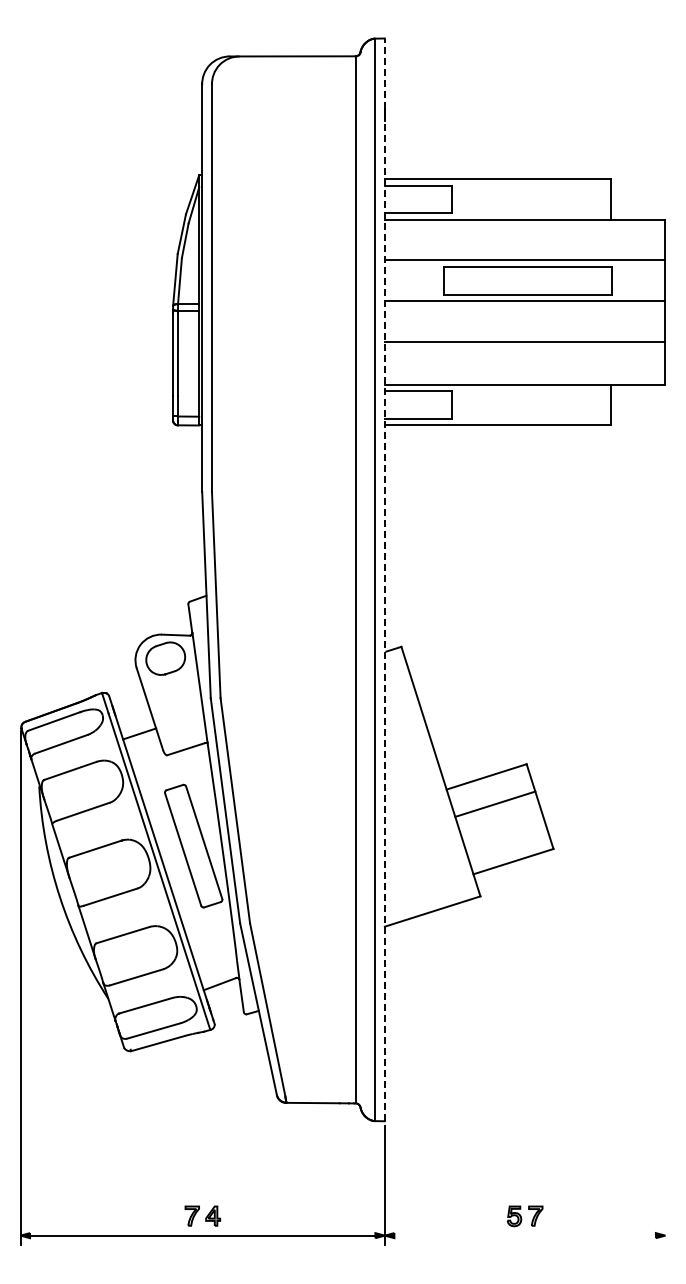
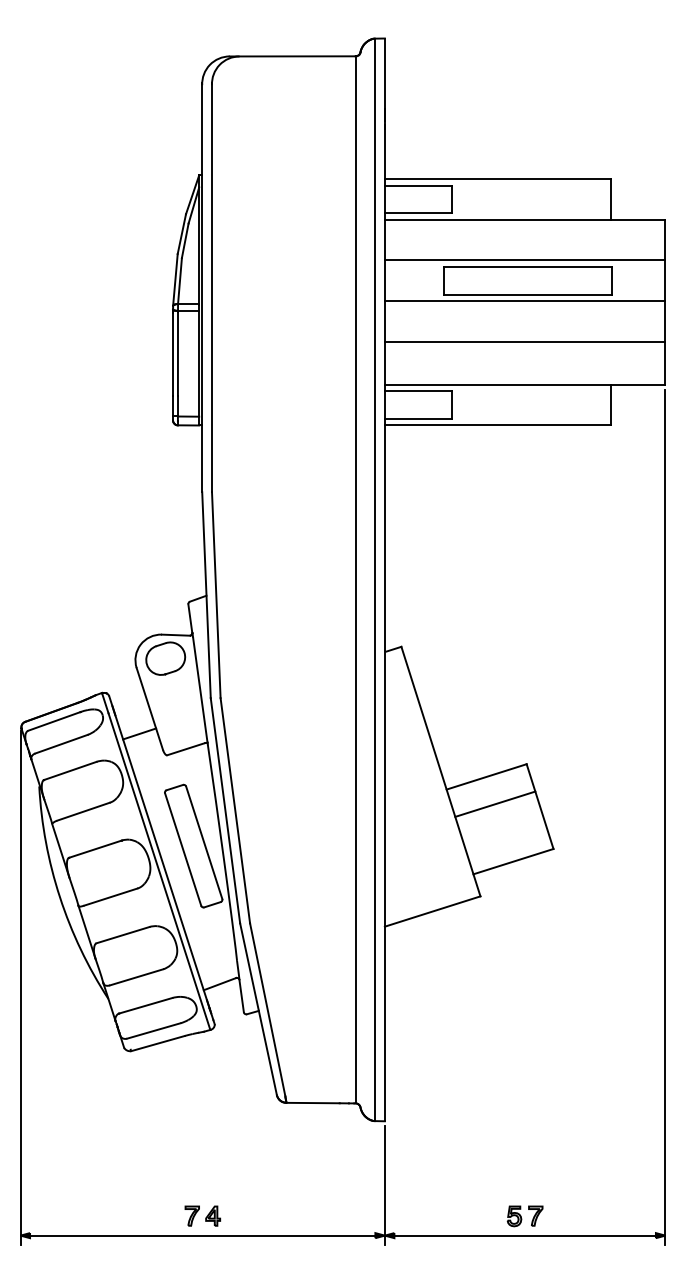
line: dashed -> solid (384, 579)
line: none -> present (665, 817)
line: none -> present (524, 1235)
